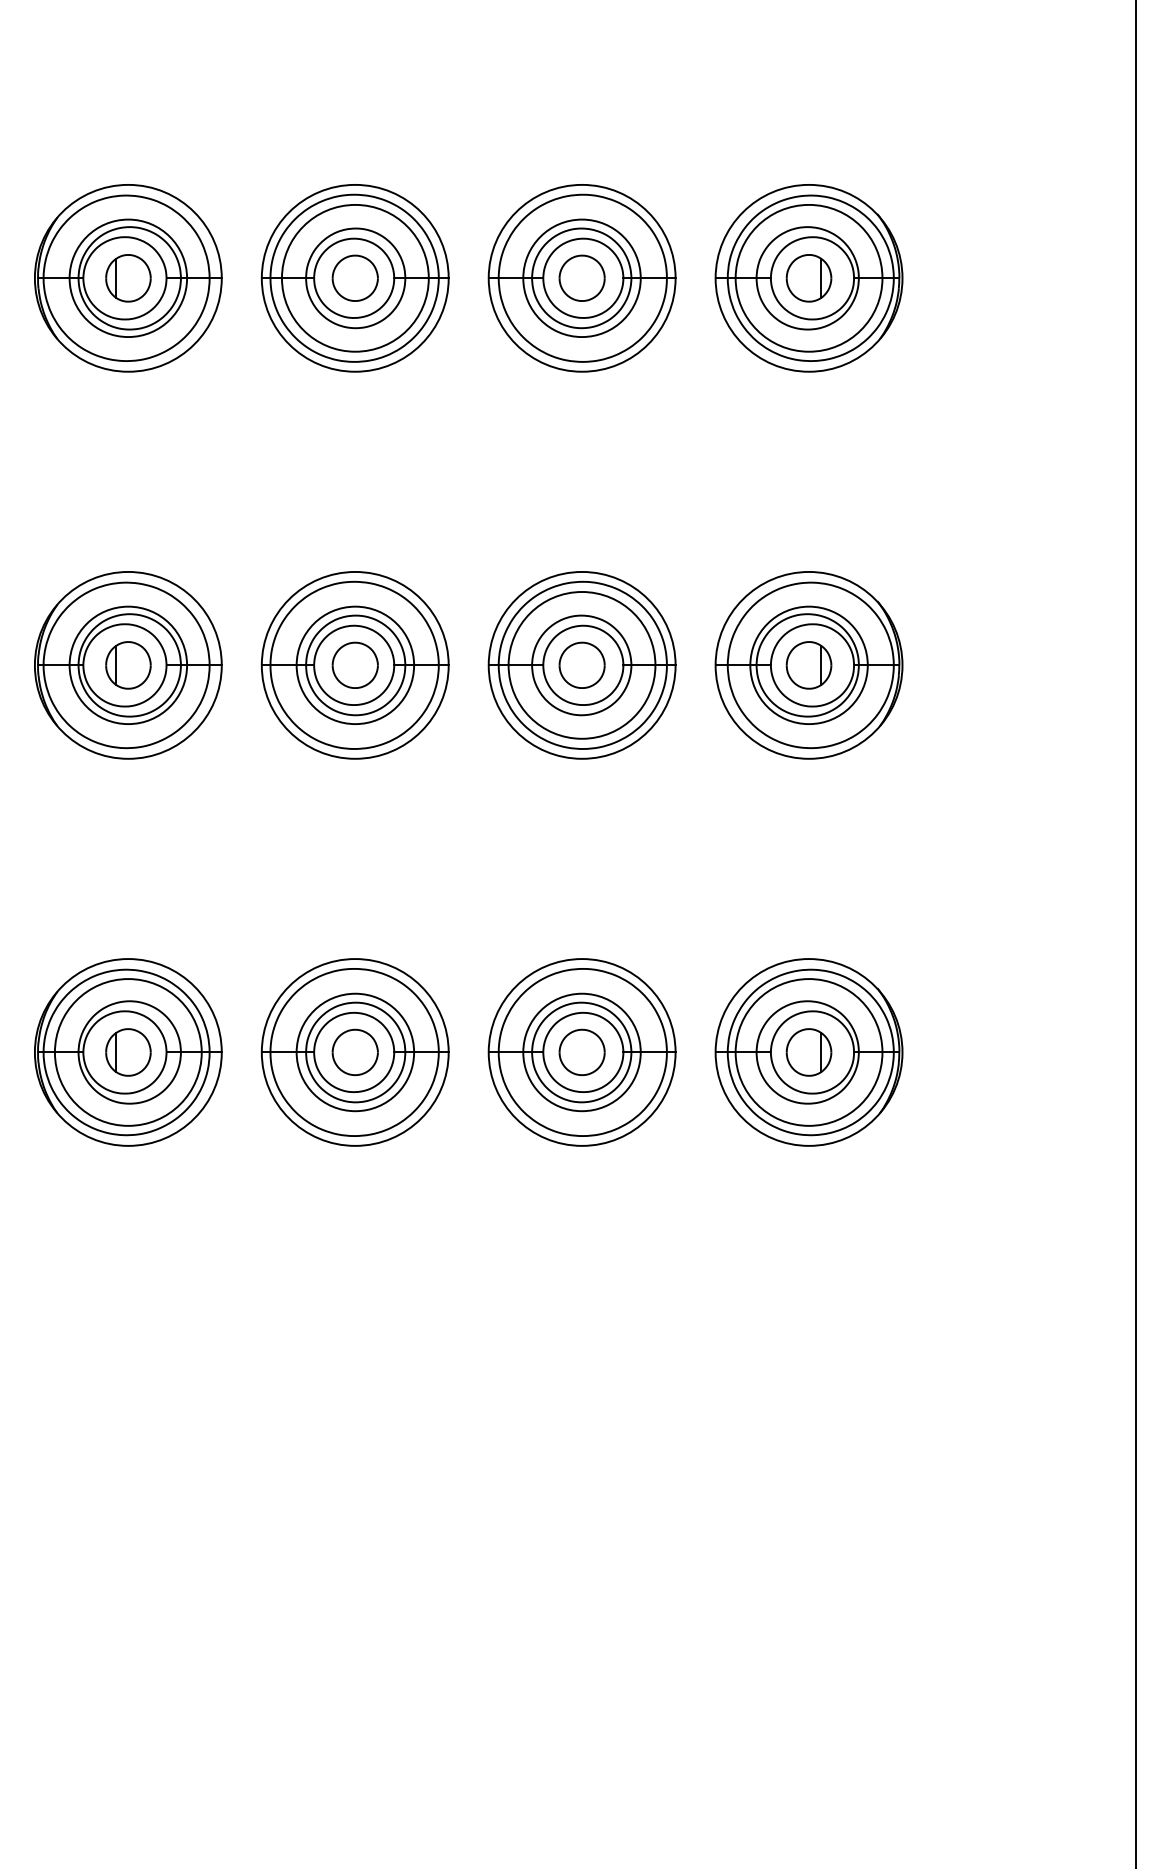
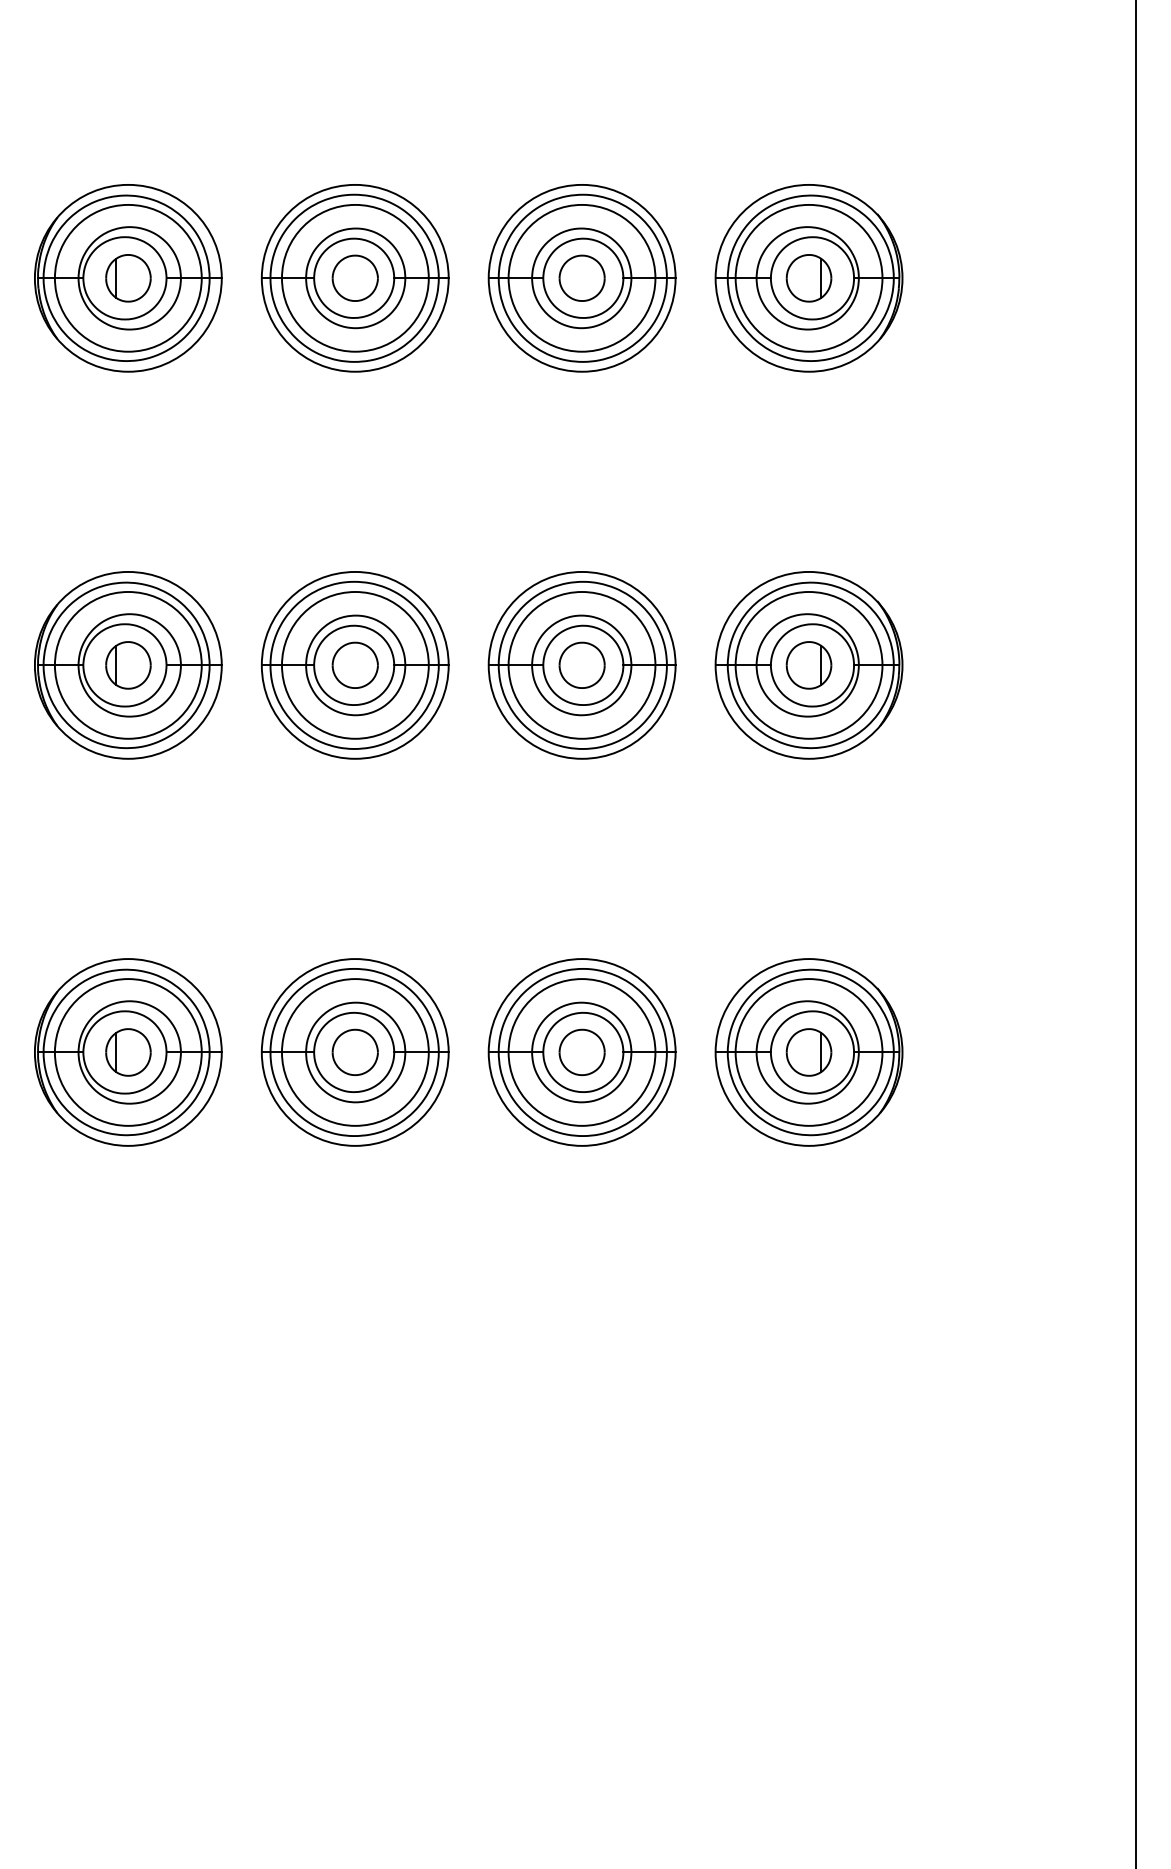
circle diameter: 117 px -> 147 px (127, 277)
circle diameter: 117 px -> 147 px (581, 277)
circle diameter: 117 px -> 147 px (127, 664)
circle diameter: 117 px -> 147 px (354, 664)
circle diameter: 117 px -> 147 px (808, 664)
circle diameter: 117 px -> 147 px (354, 1052)
circle diameter: 117 px -> 147 px (581, 1052)
